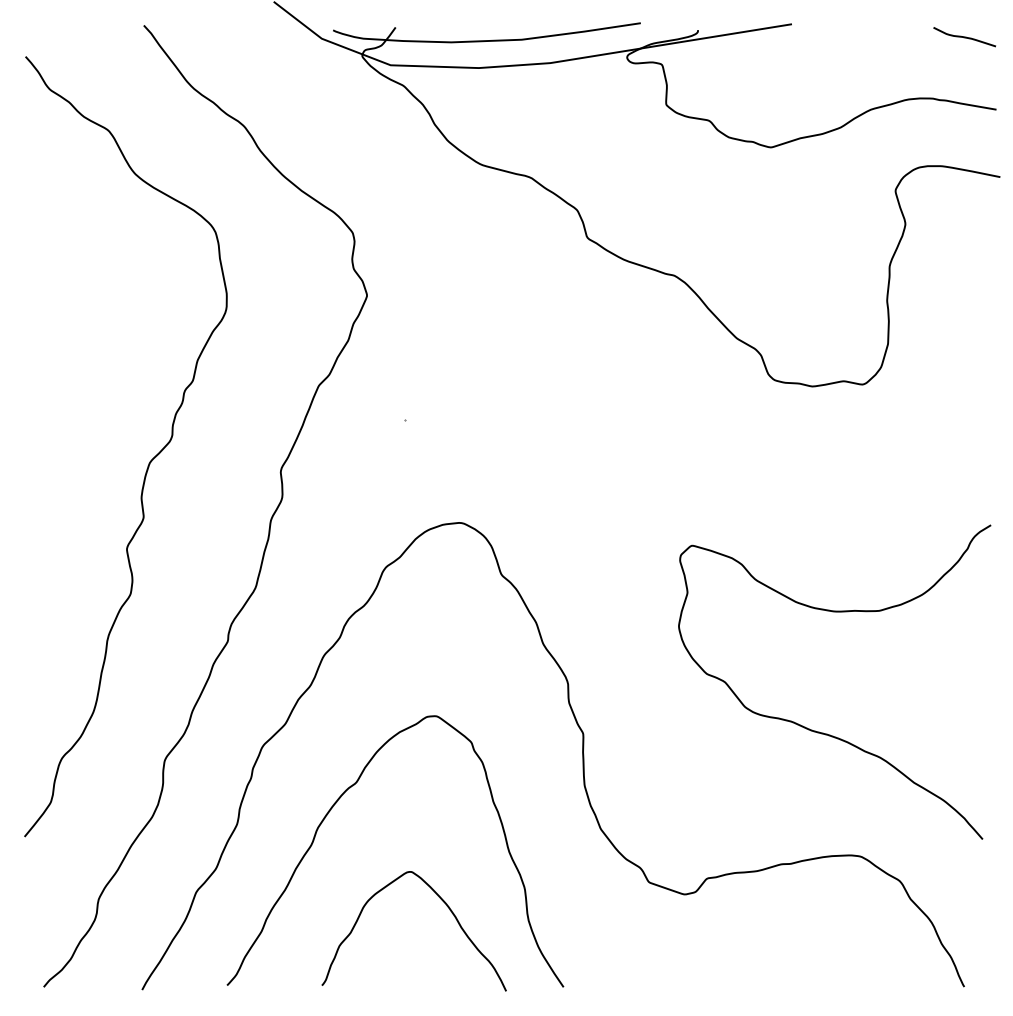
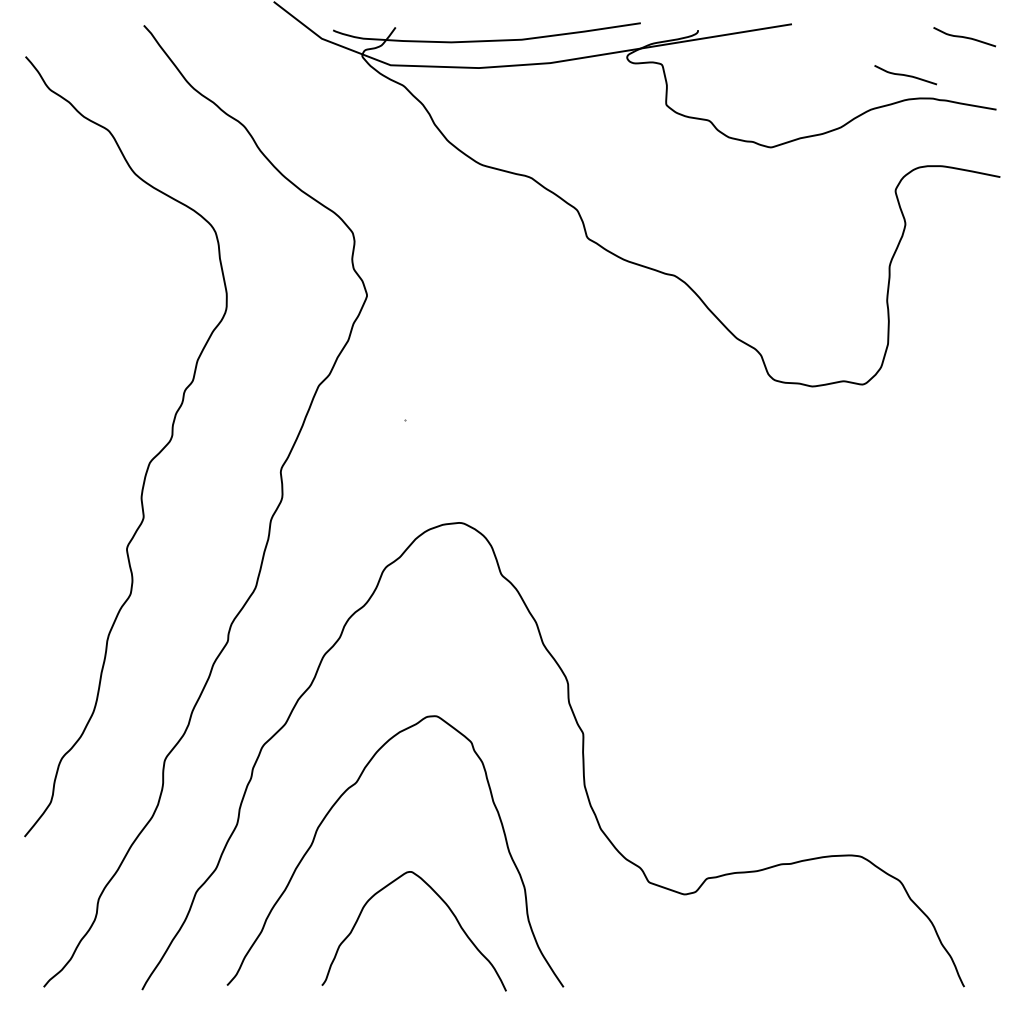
curve: none -> present (905, 75)
curve: present -> none (823, 732)
